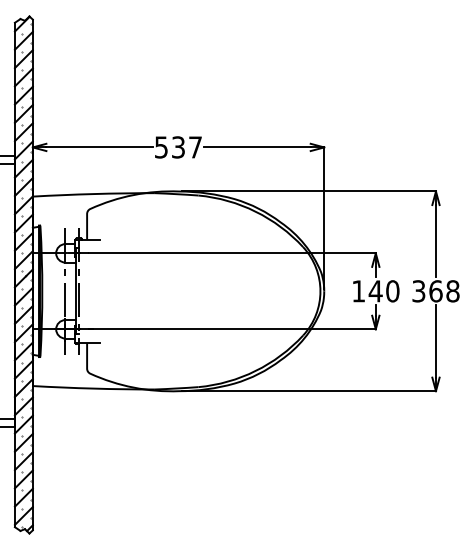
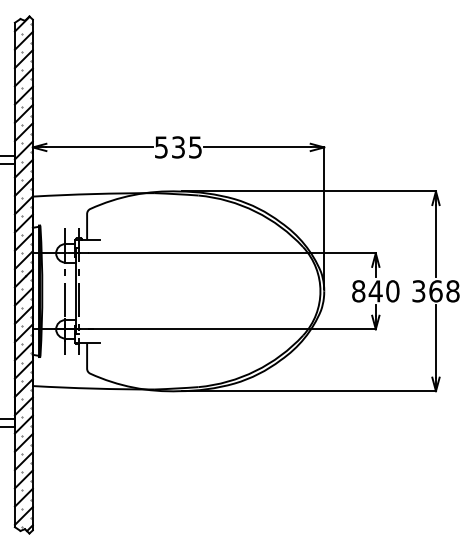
text: 537 -> 535 (195, 147)
text: 140 -> 840 (358, 291)
